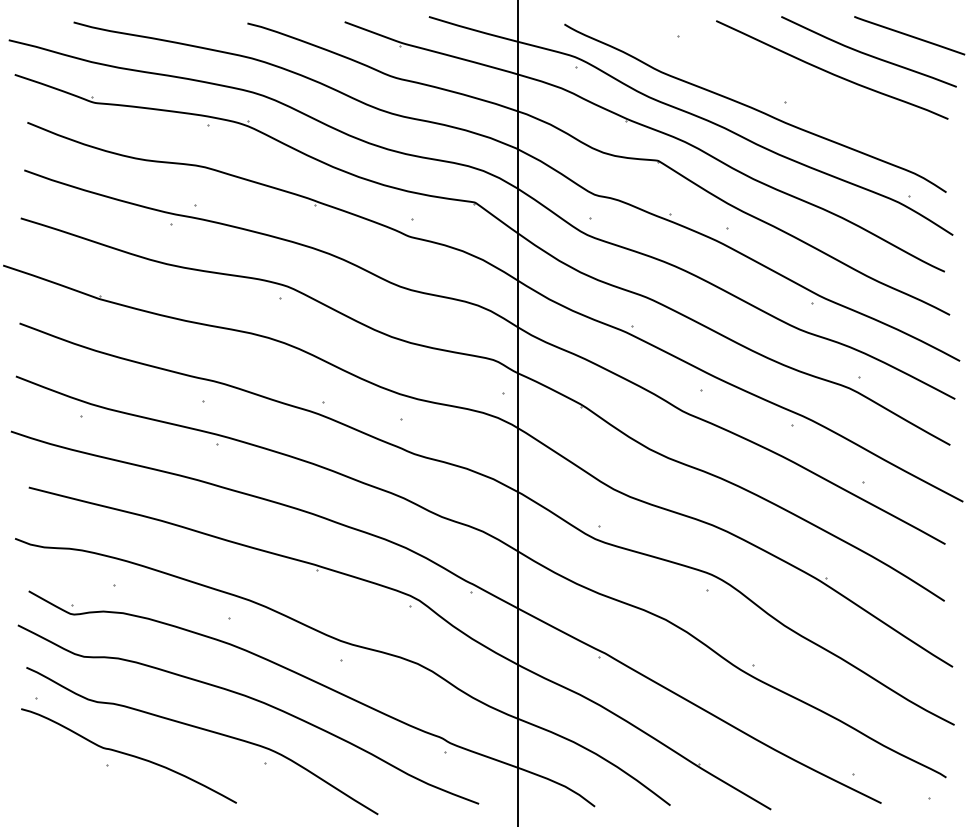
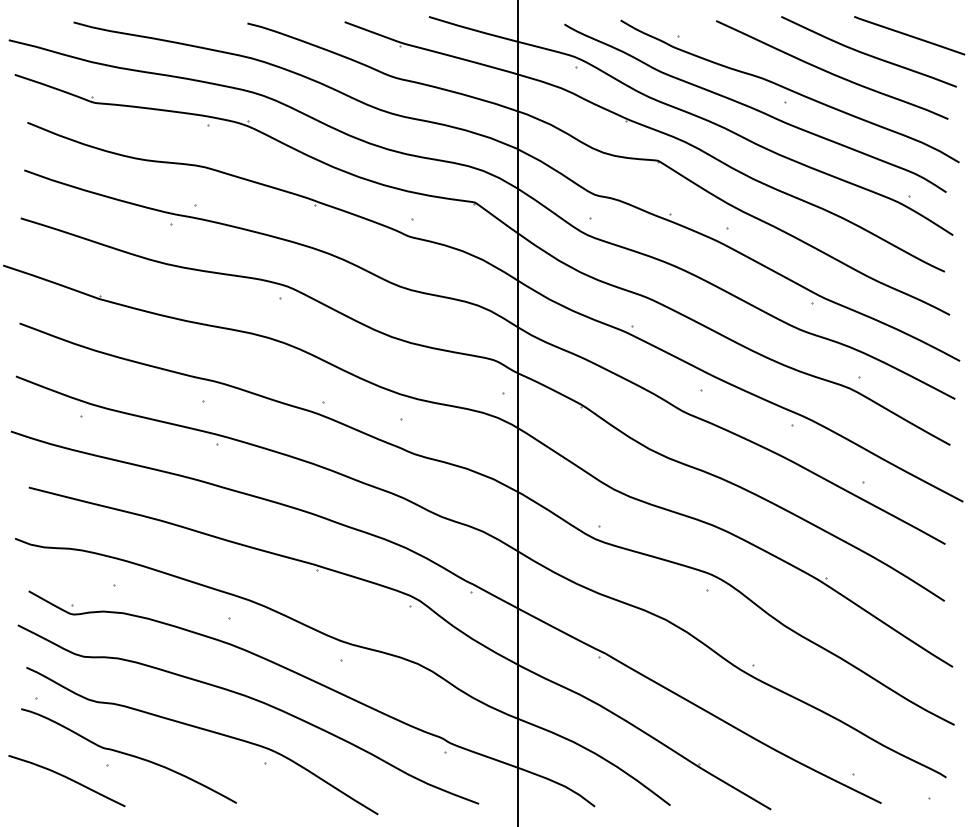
curve: none -> present (789, 90)
curve: none -> present (68, 779)
